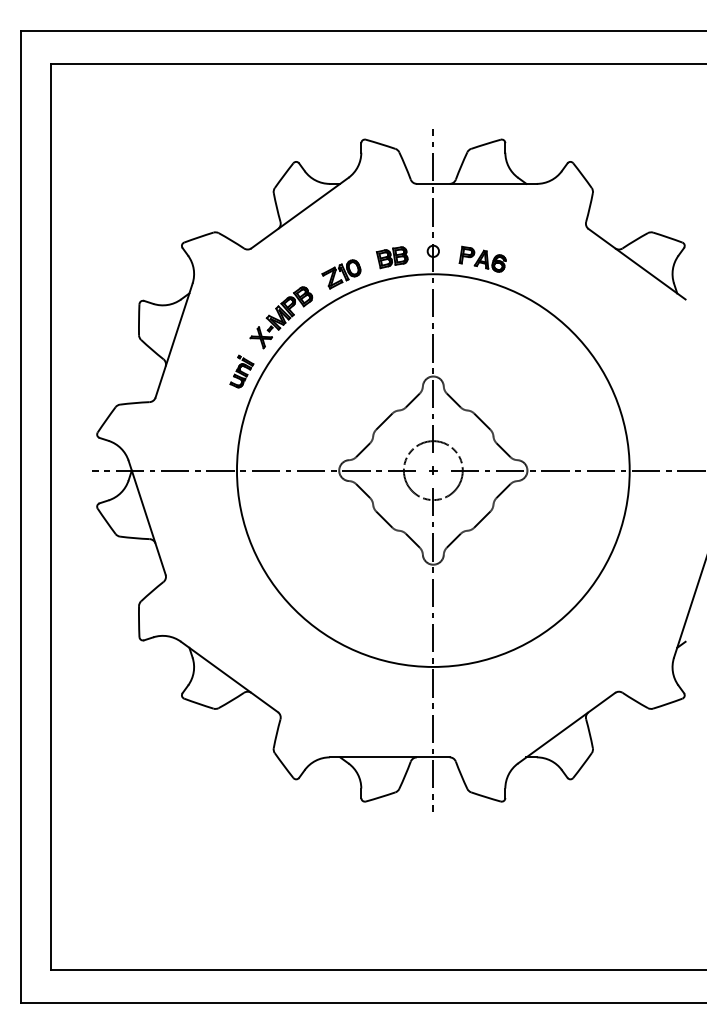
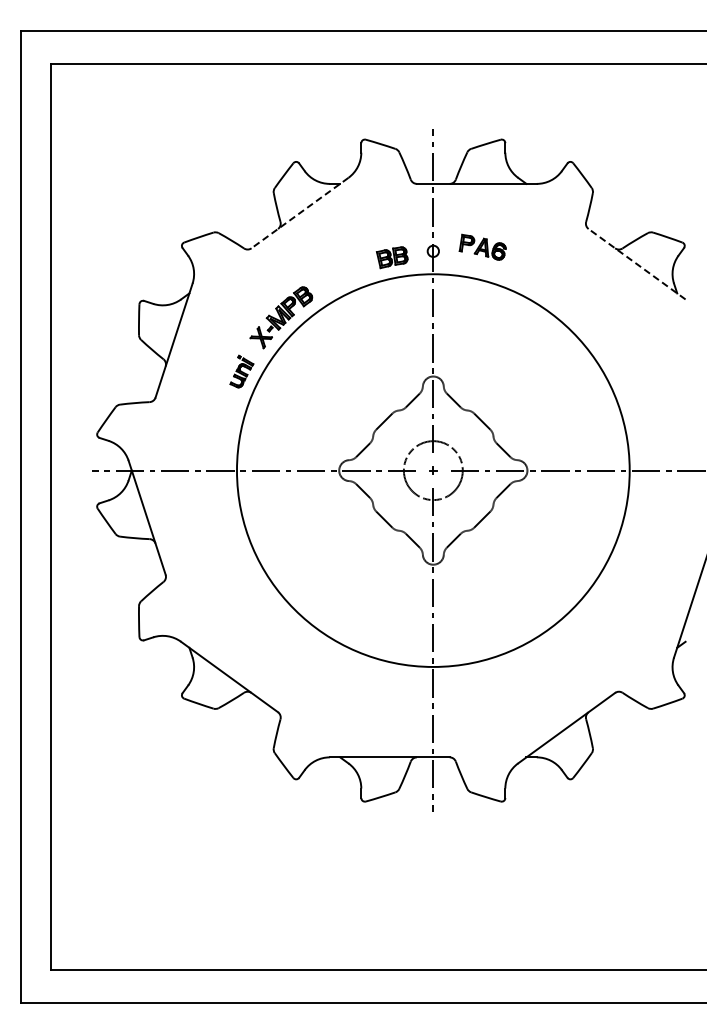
line: solid -> dashed (300, 213)
part position: (482, 258) -> (482, 246) (482, 246)
line: solid -> dashed (637, 264)
part: present -> none (341, 274)
